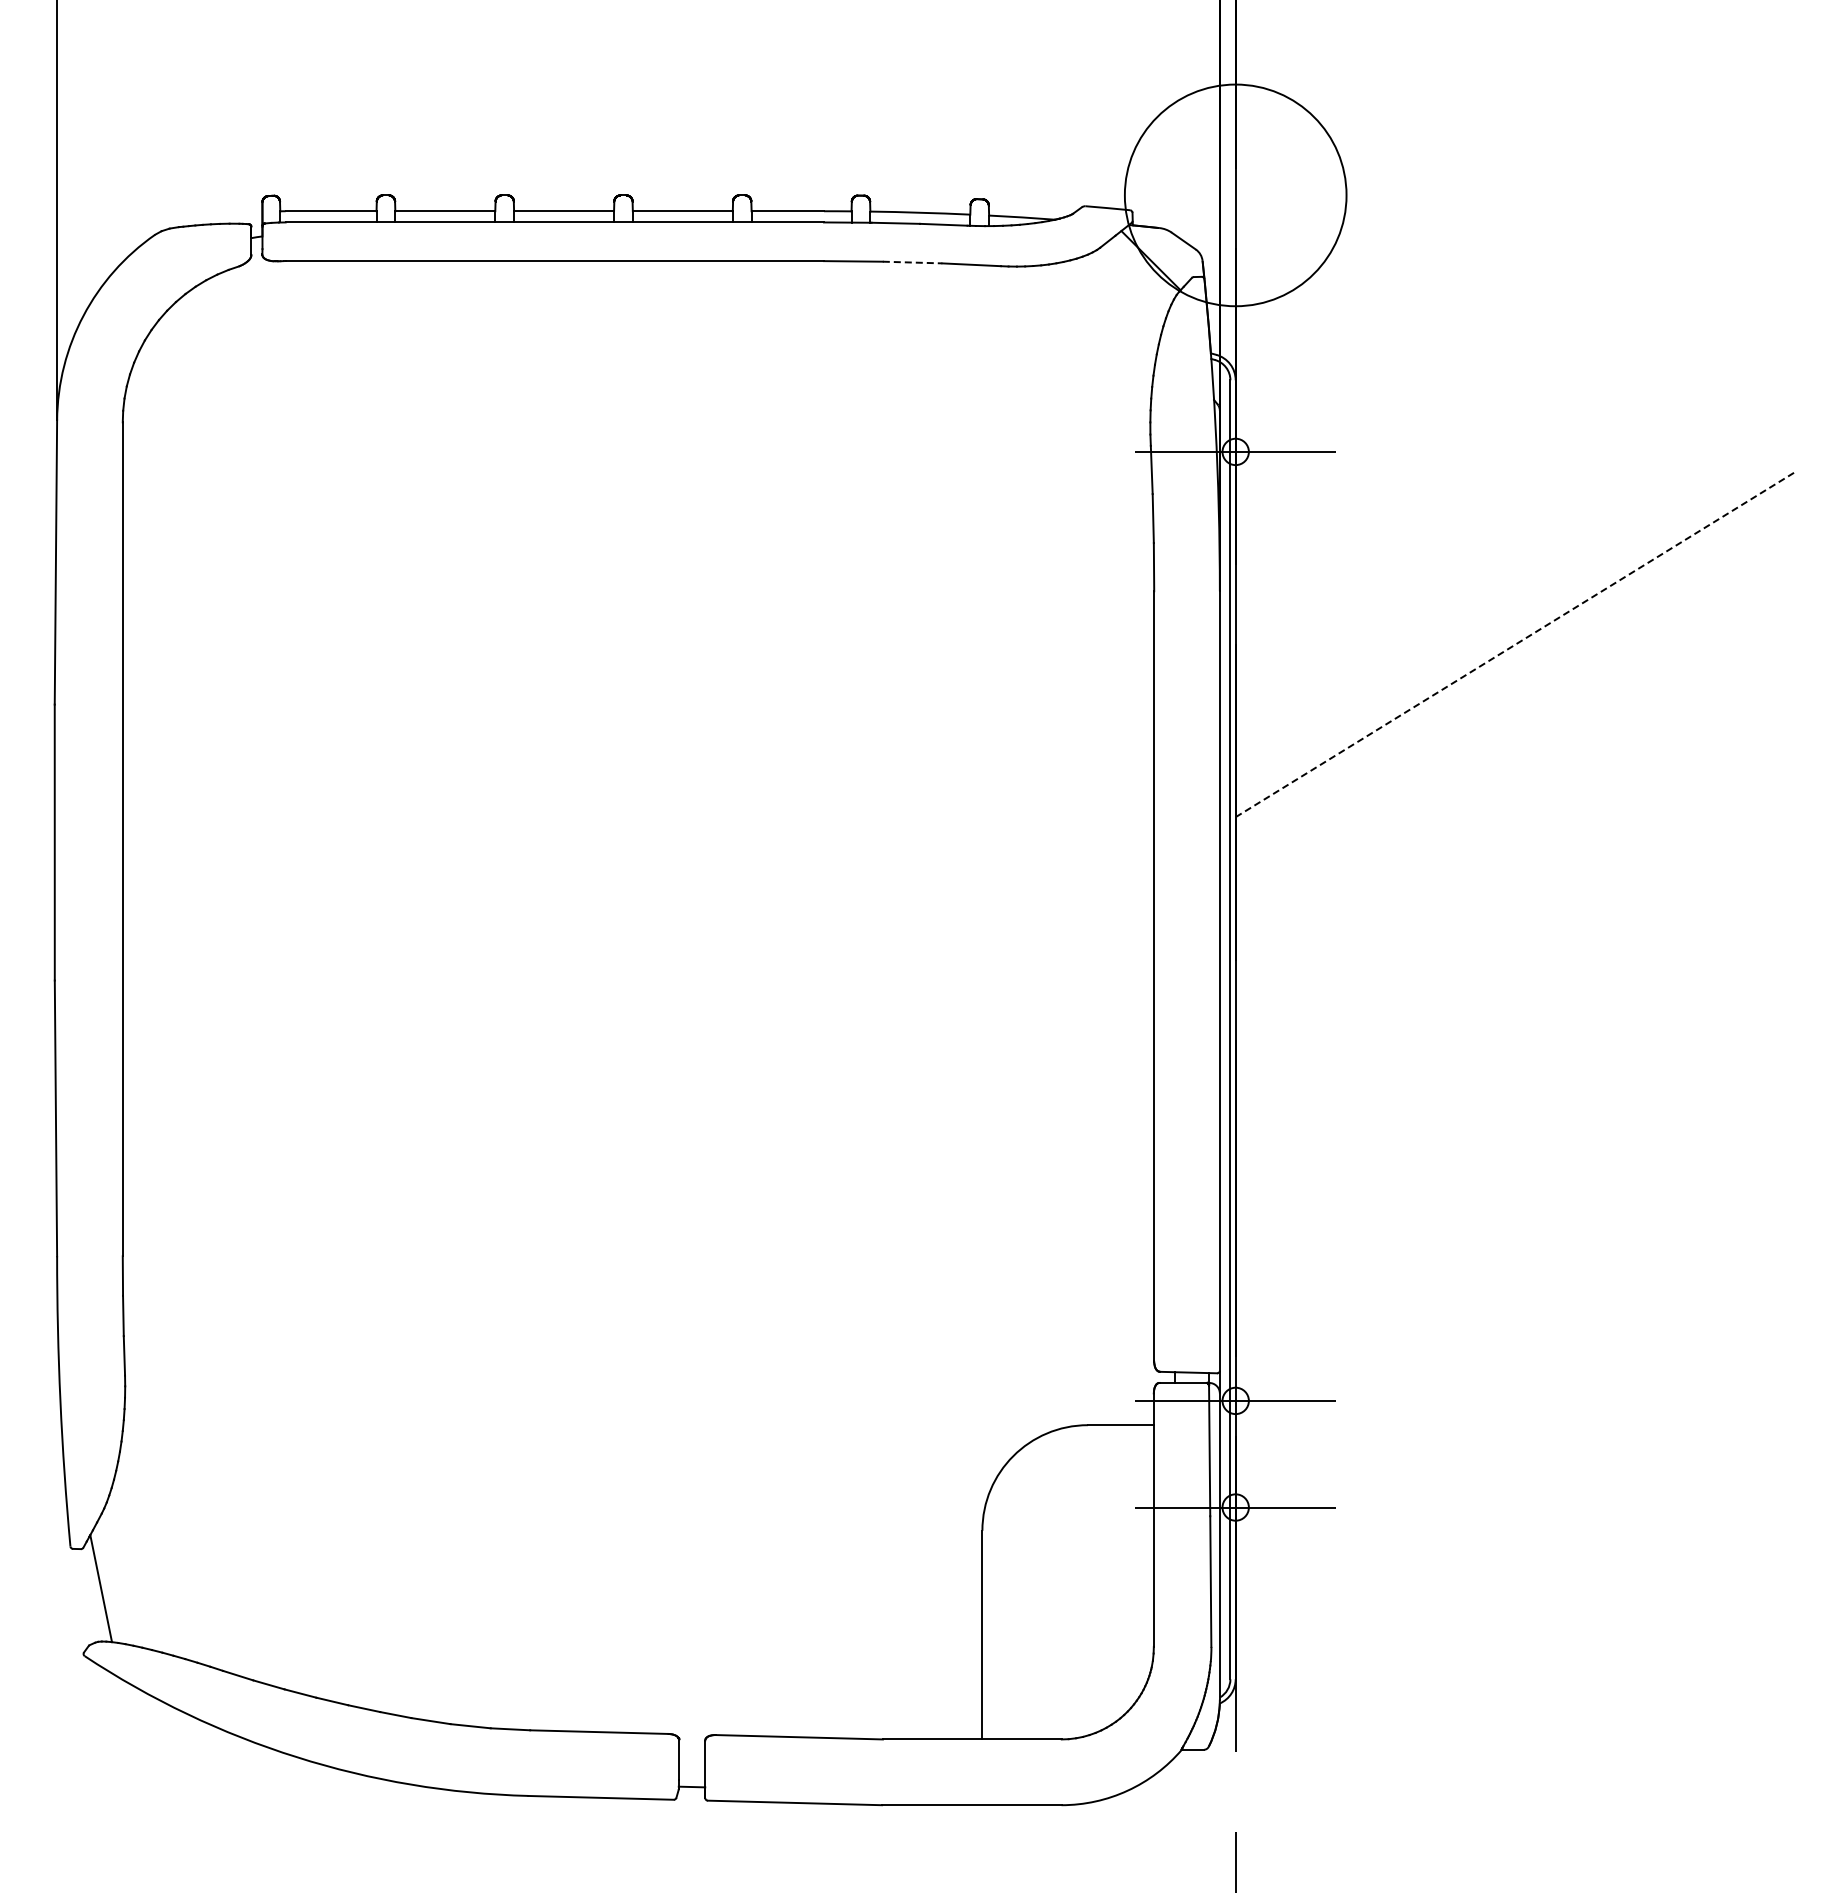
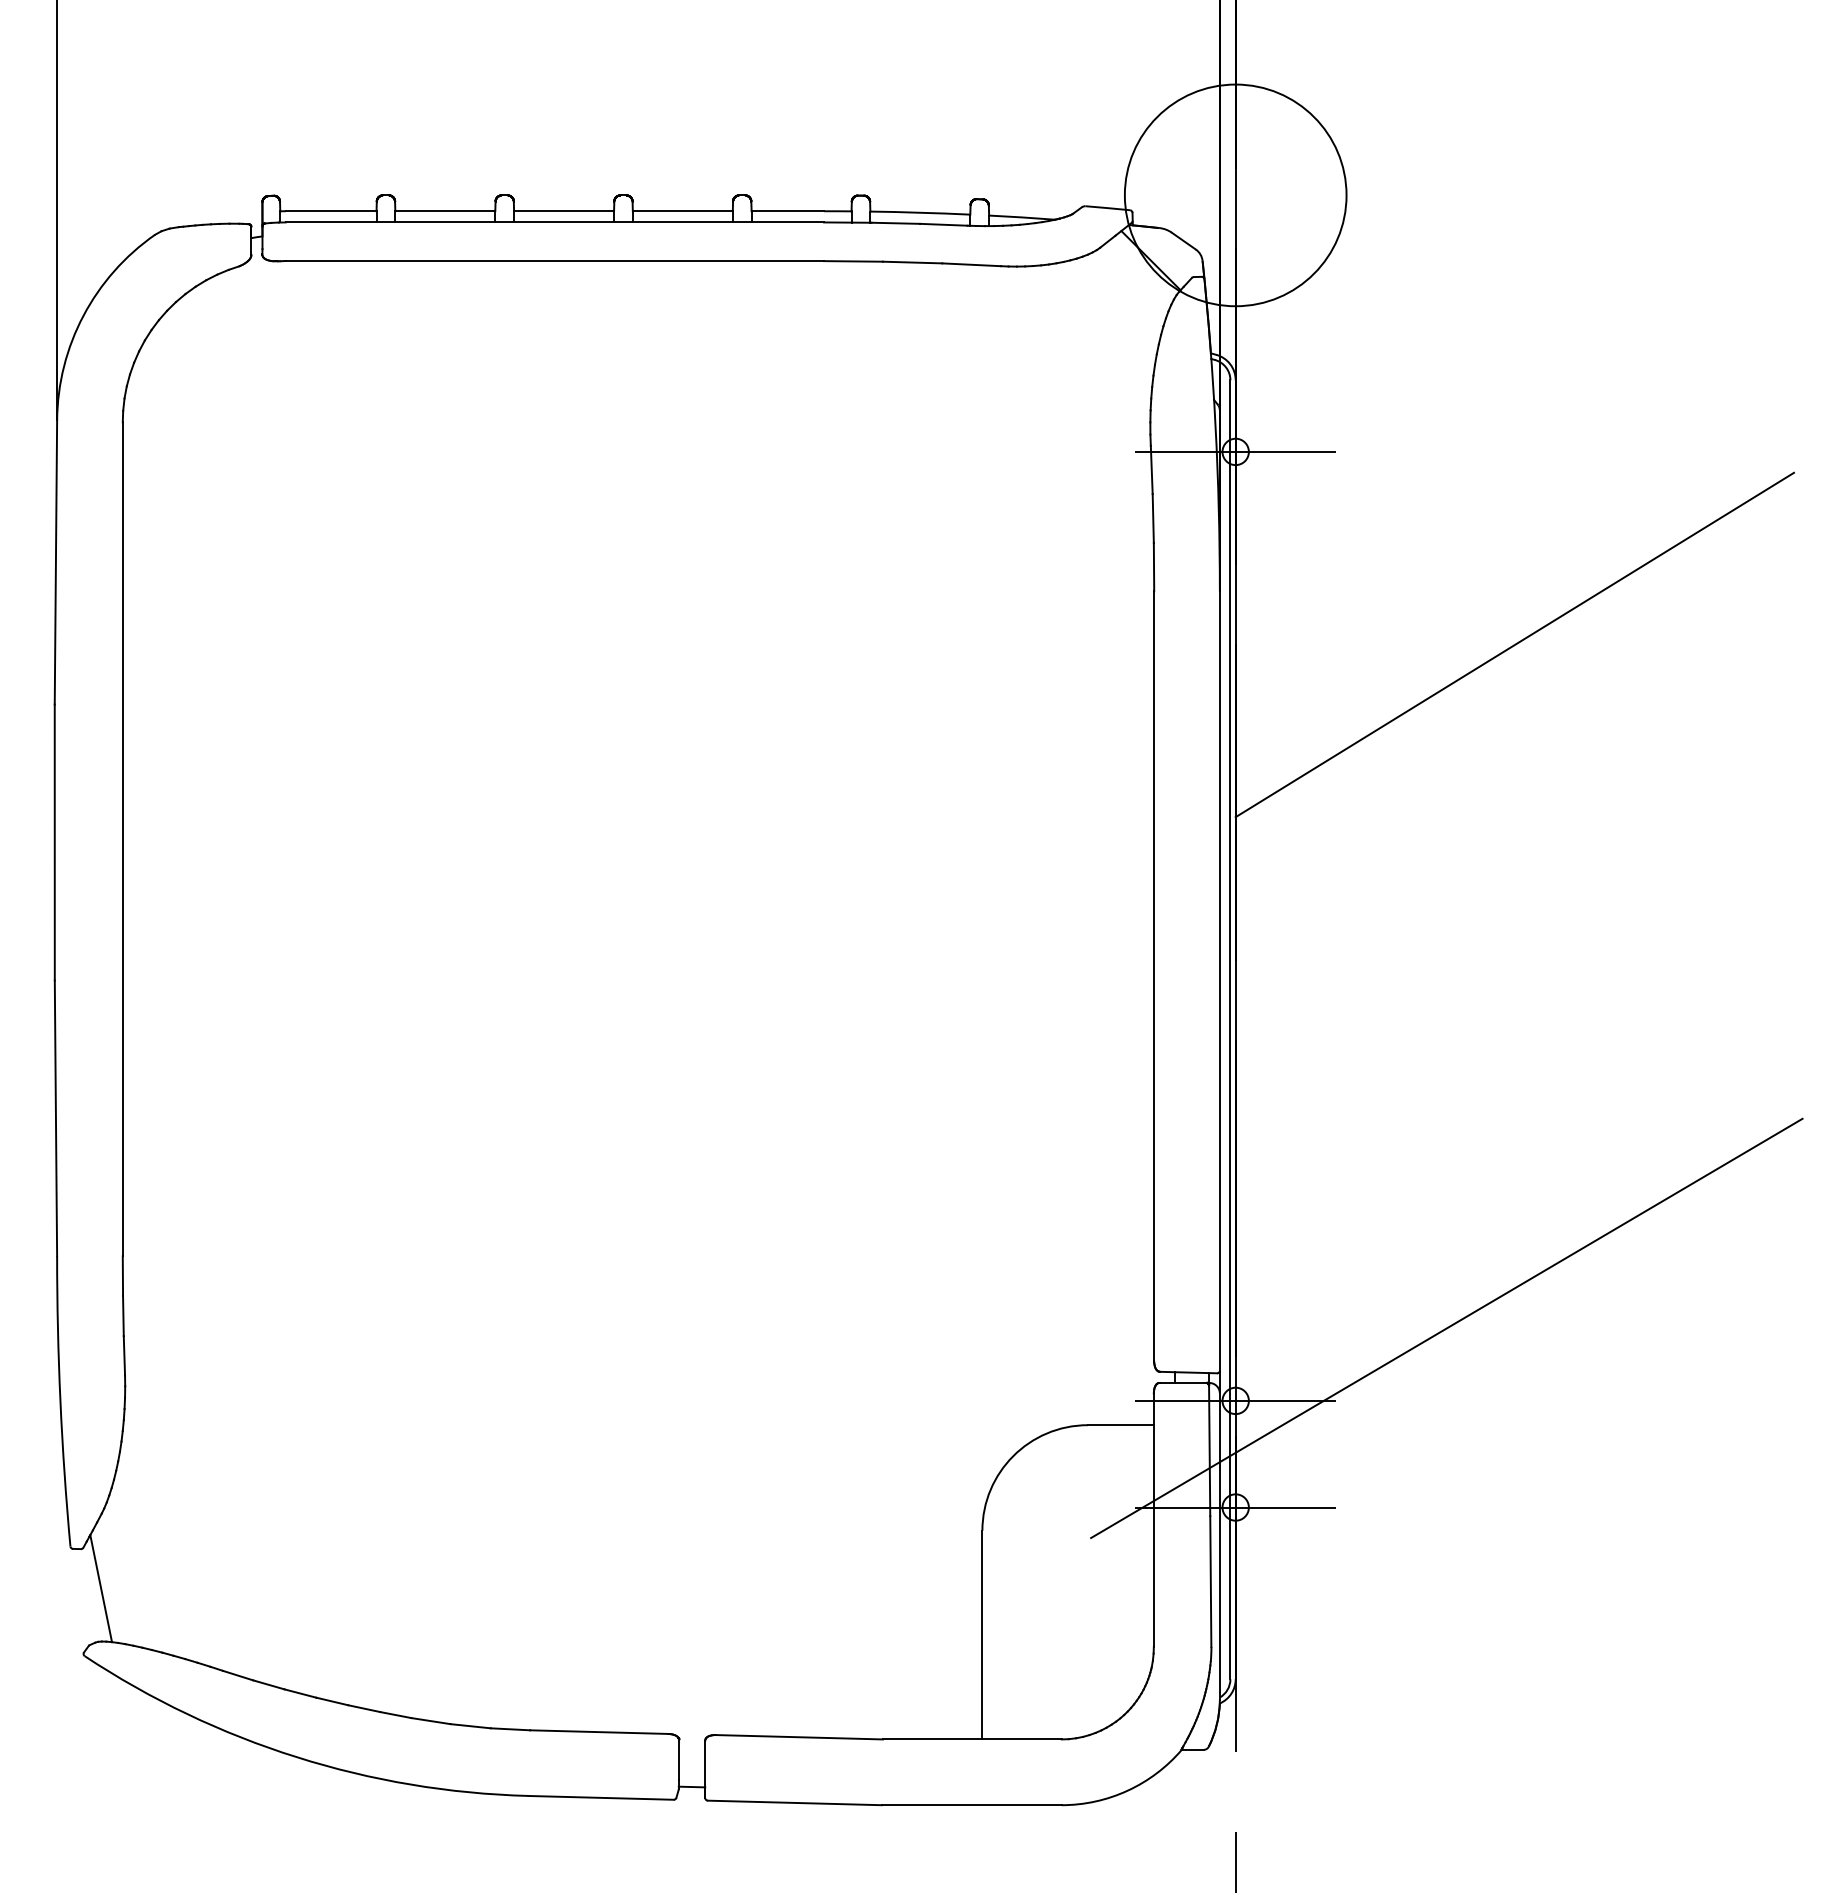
line: dashed -> solid (912, 262)
line: dashed -> solid (1514, 645)
line: none -> present (1446, 1328)
